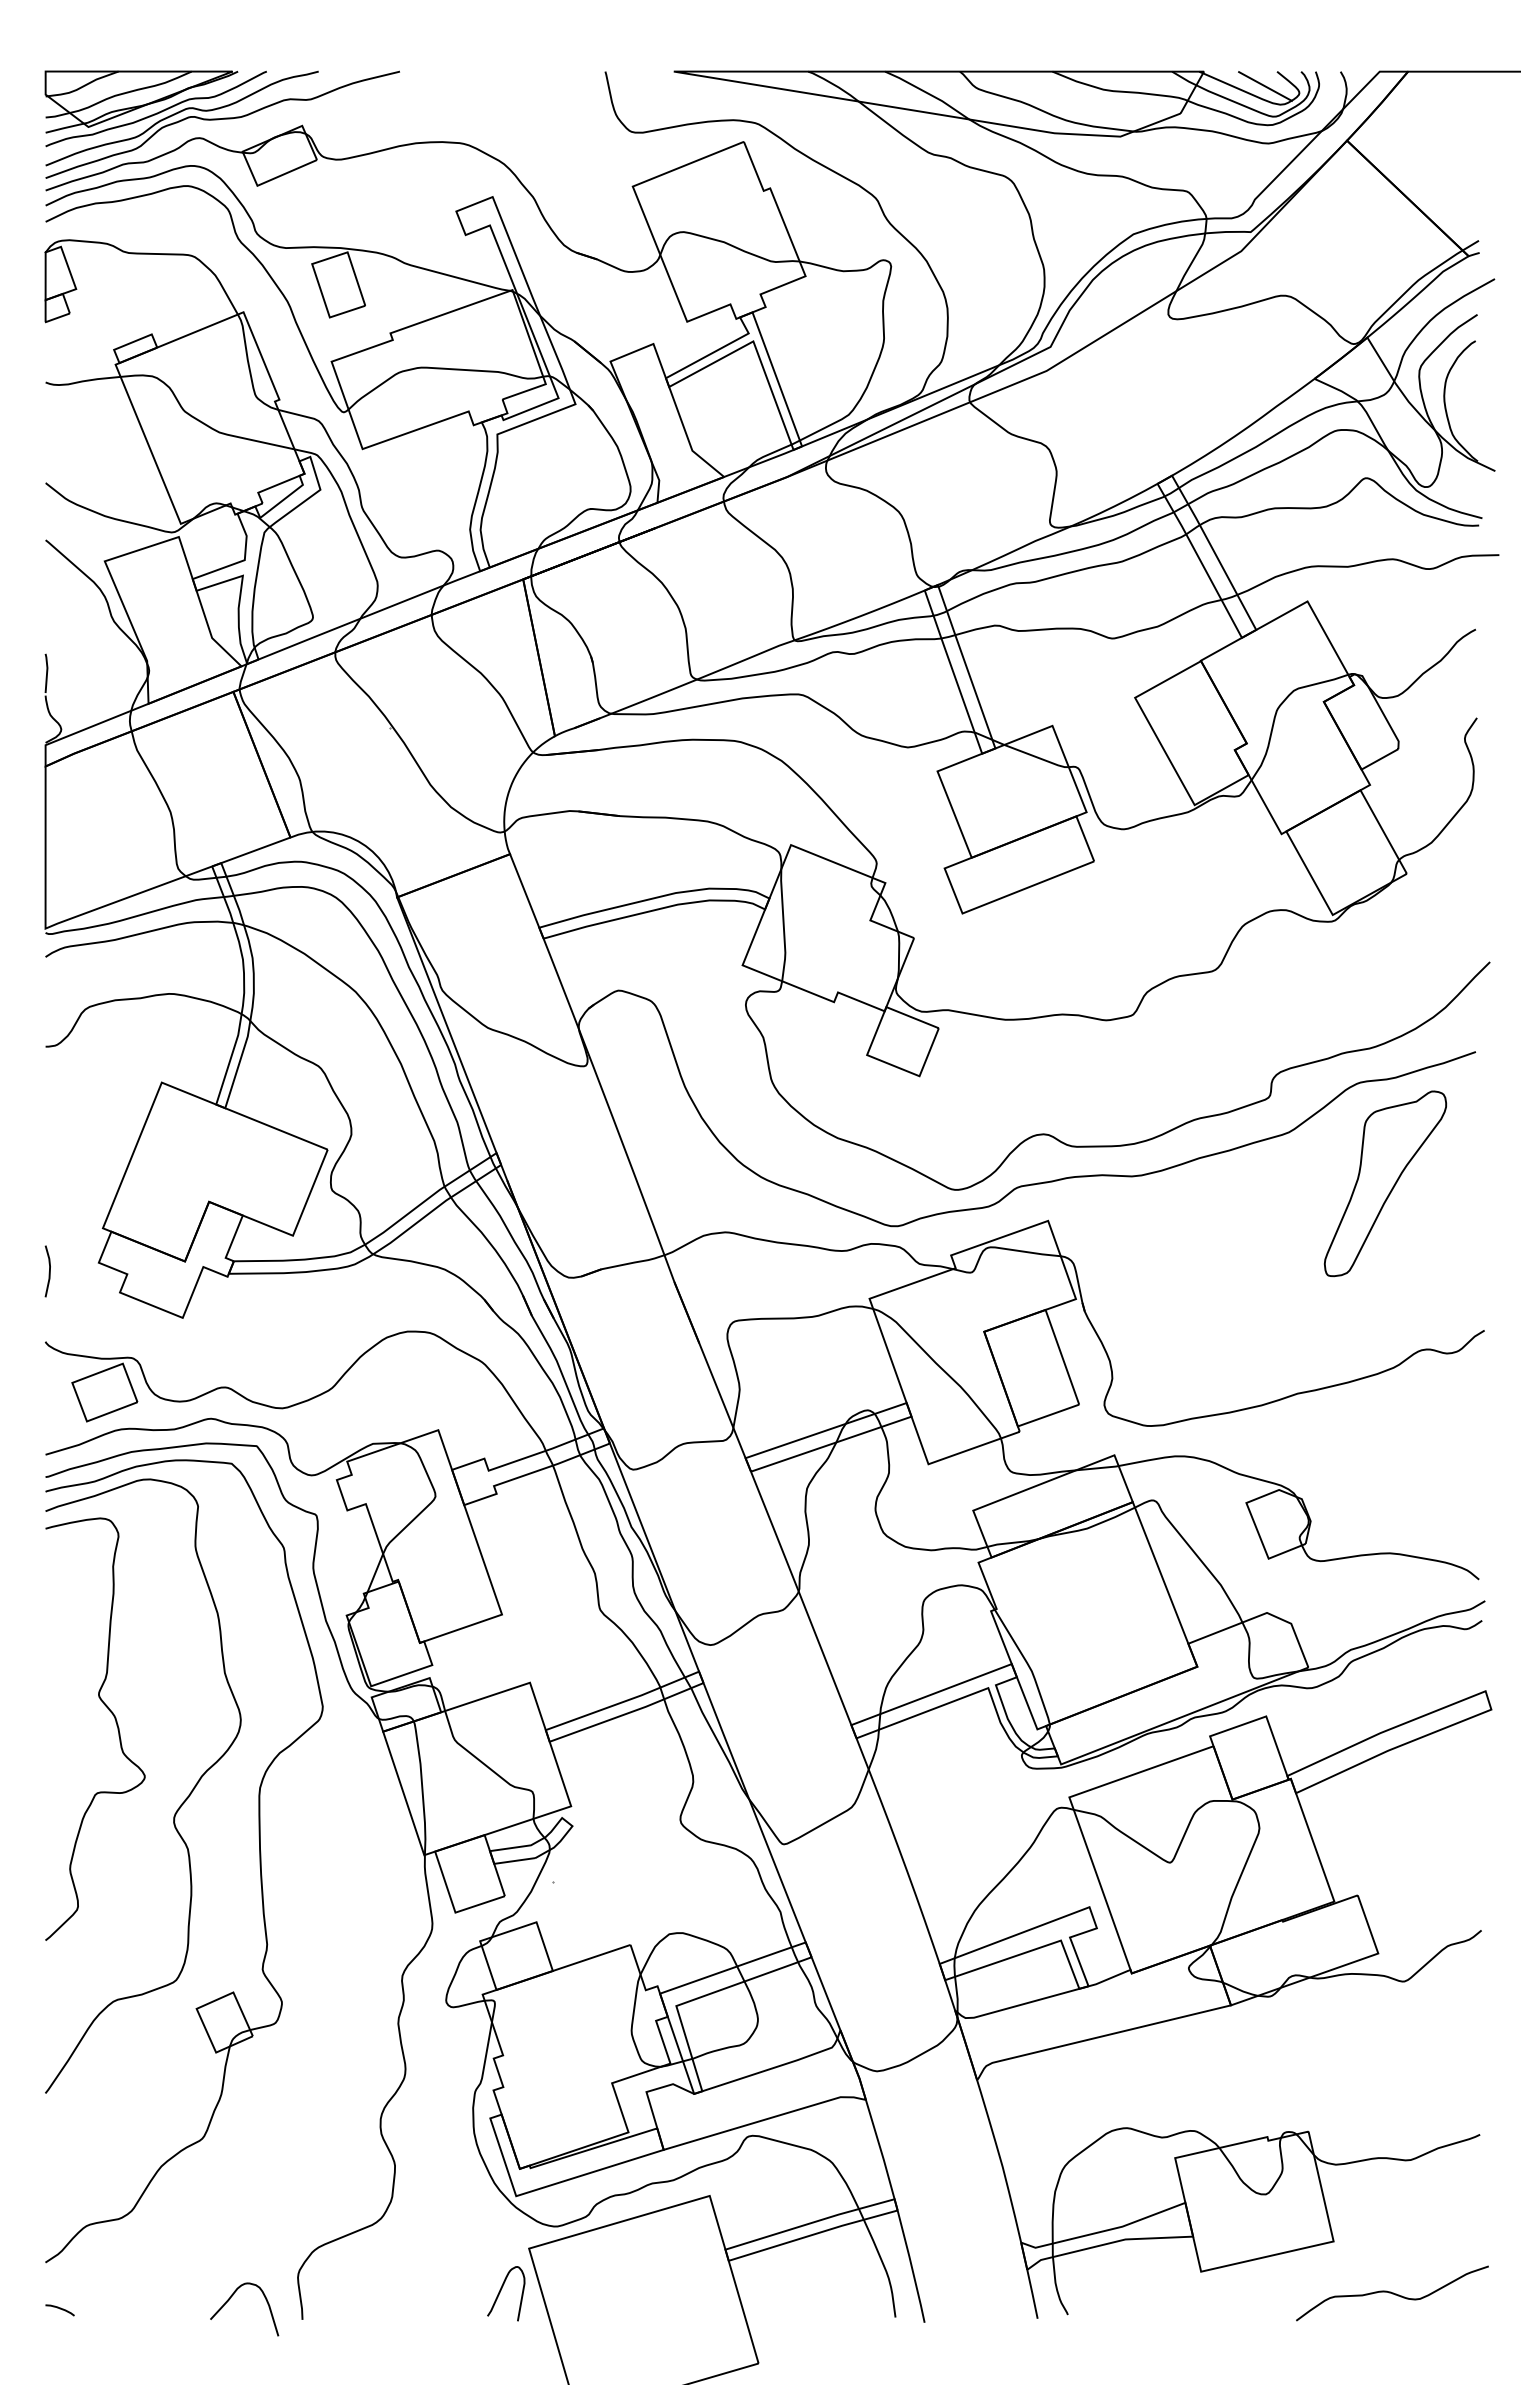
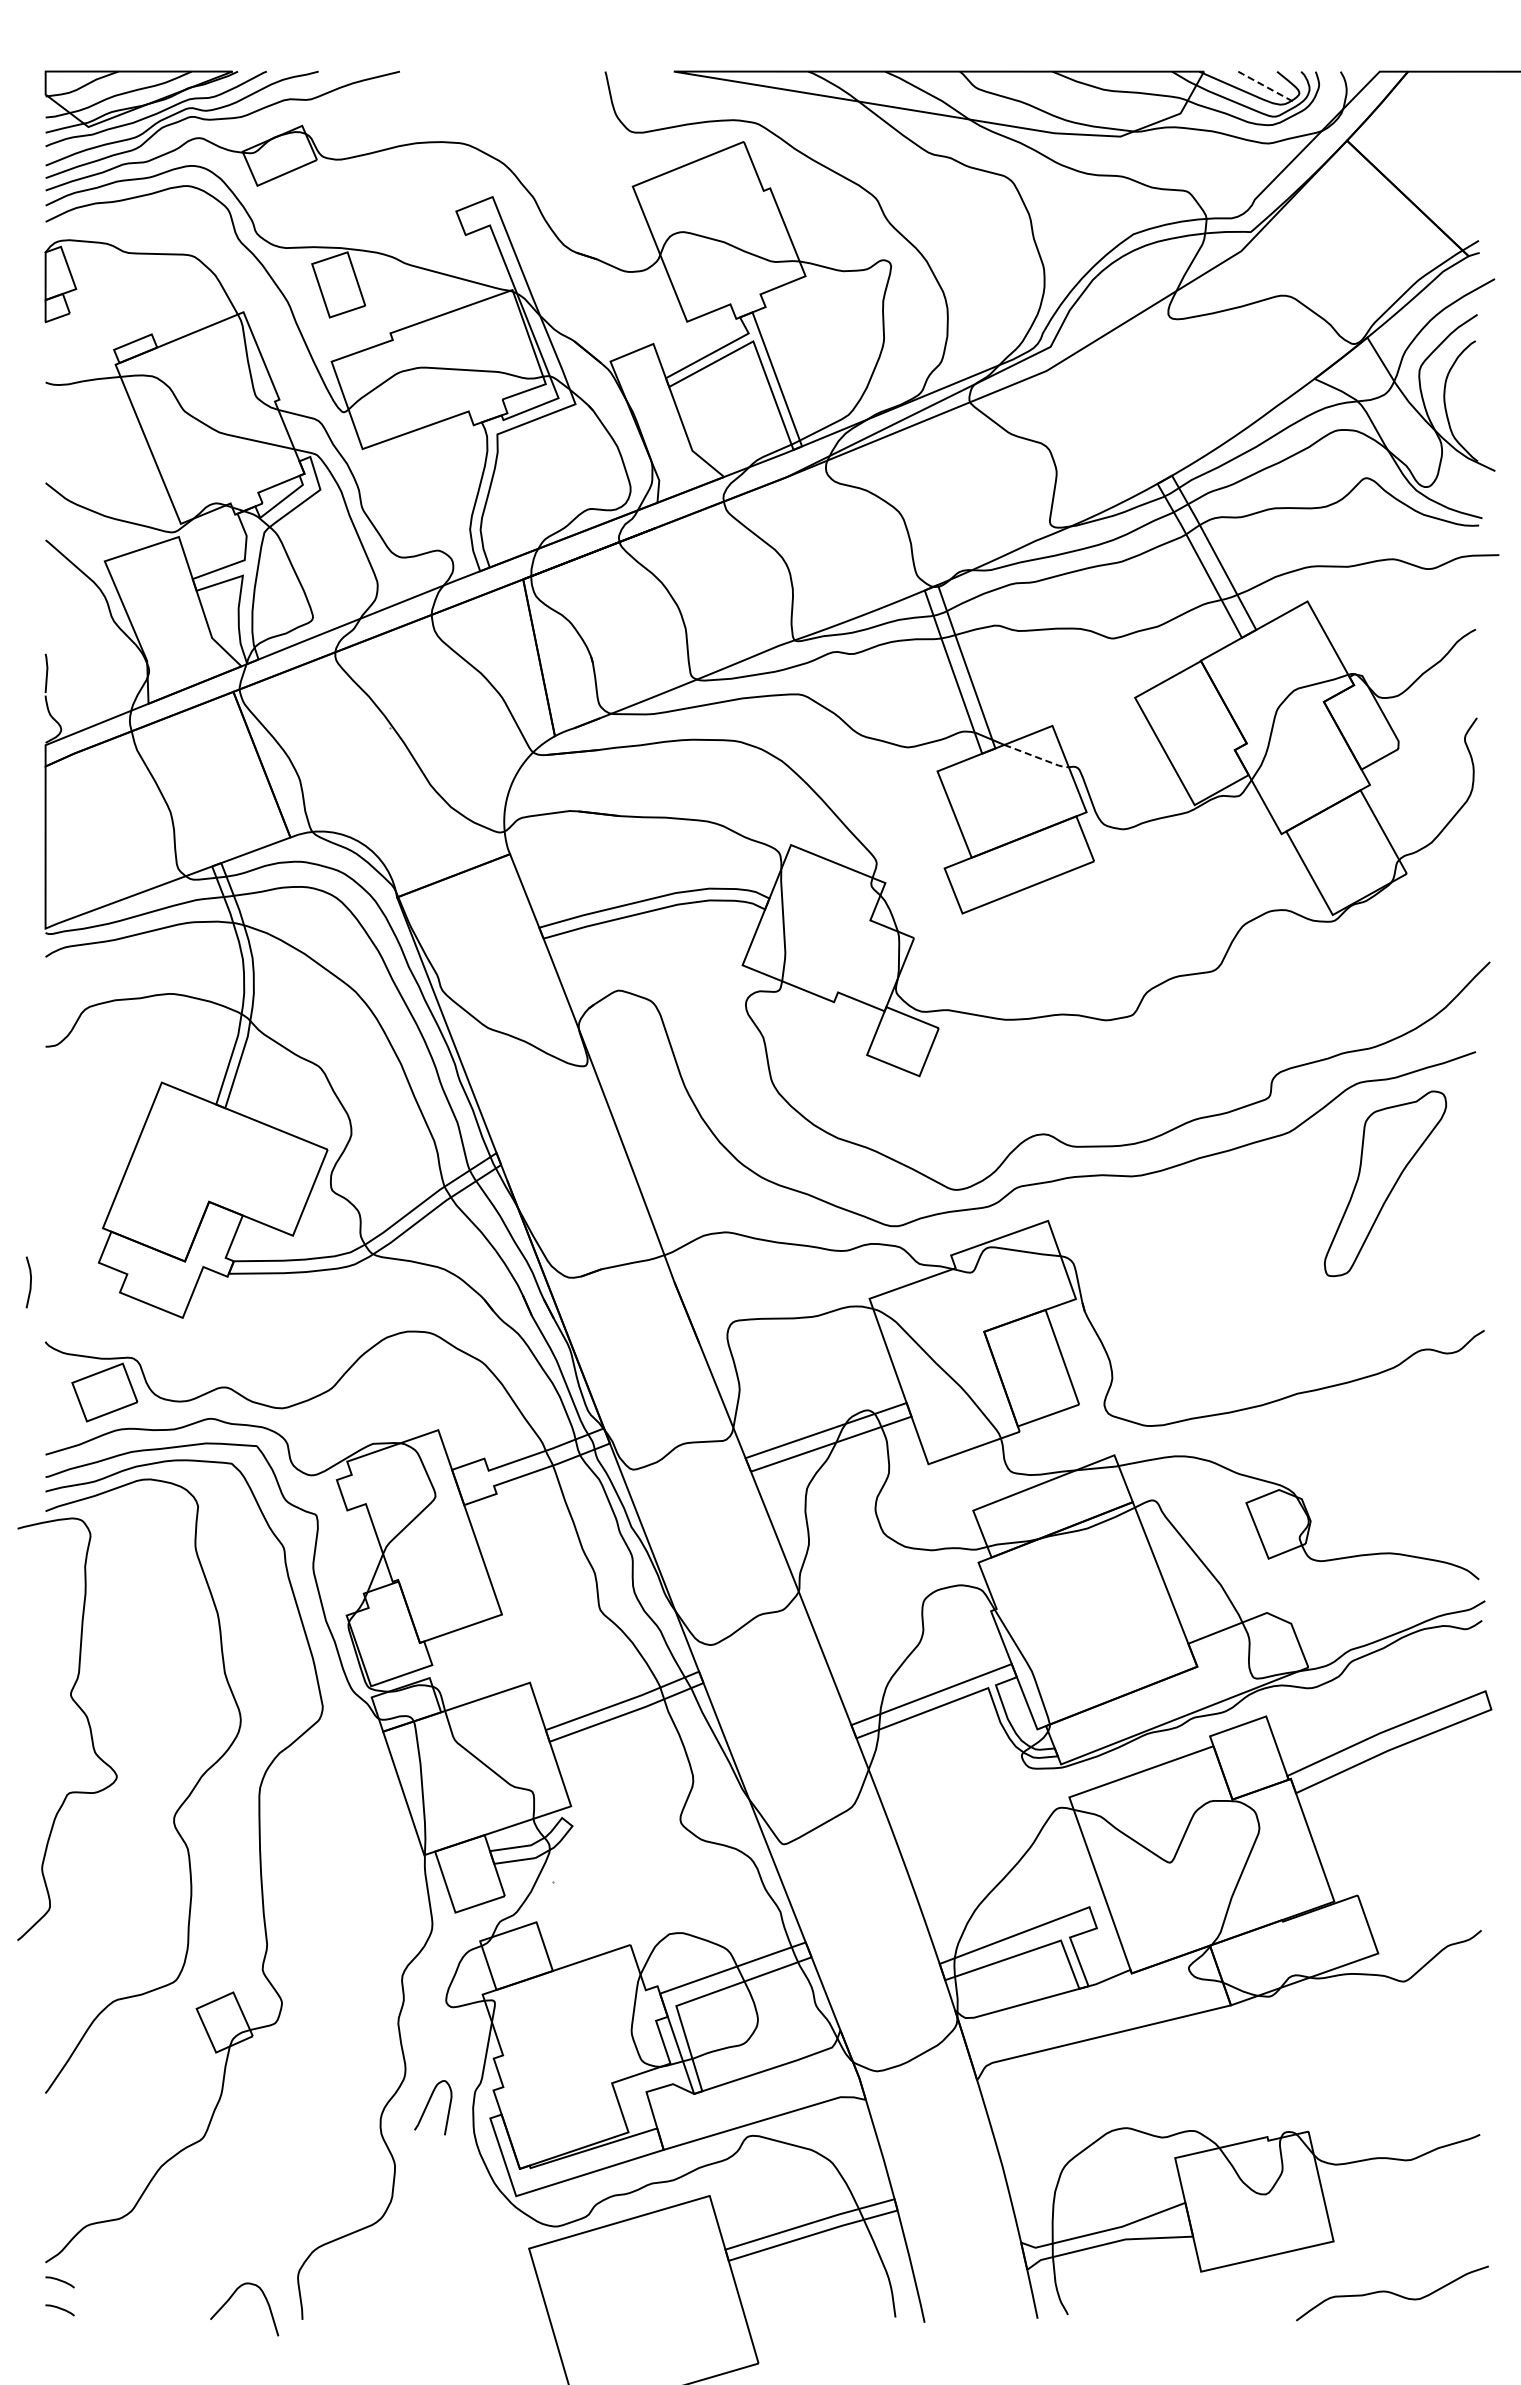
line: solid -> dashed (1264, 86)
line: solid -> dashed (1037, 757)
curve position: (48, 1272) -> (29, 1283) (29, 1283)
curve position: (115, 1722) -> (87, 1722) (87, 1722)
curve: none -> present (59, 2281)
curve position: (501, 2290) -> (428, 2104) (428, 2104)
